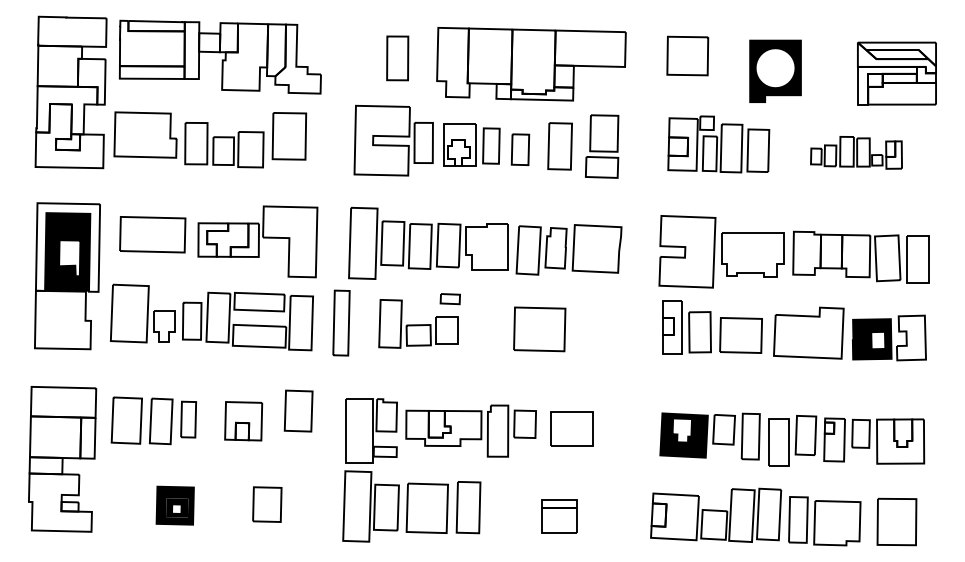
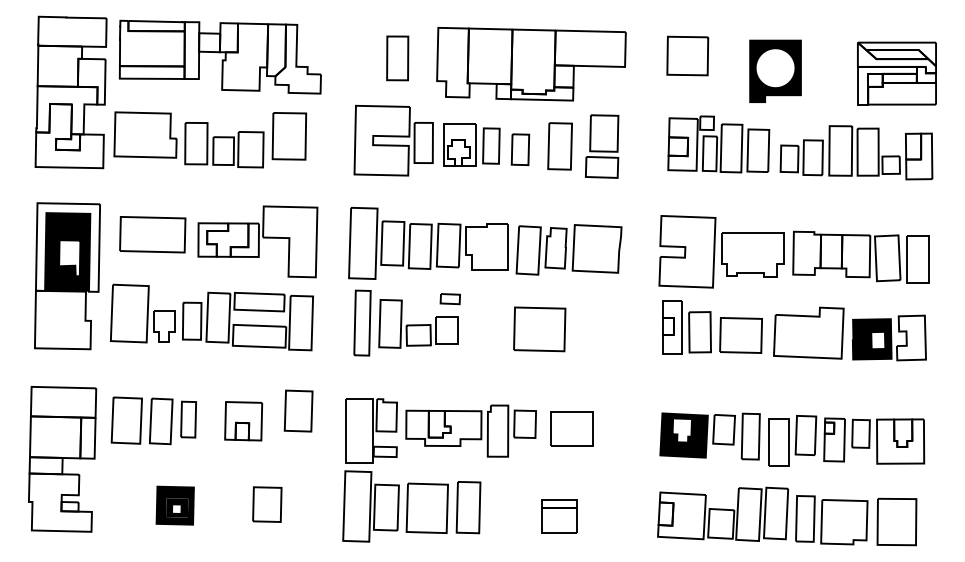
part size: 93x34 px -> 155x56 px (856, 152)
part position: (341, 322) -> (362, 322) (362, 322)
part position: (755, 516) -> (762, 515) (762, 515)
